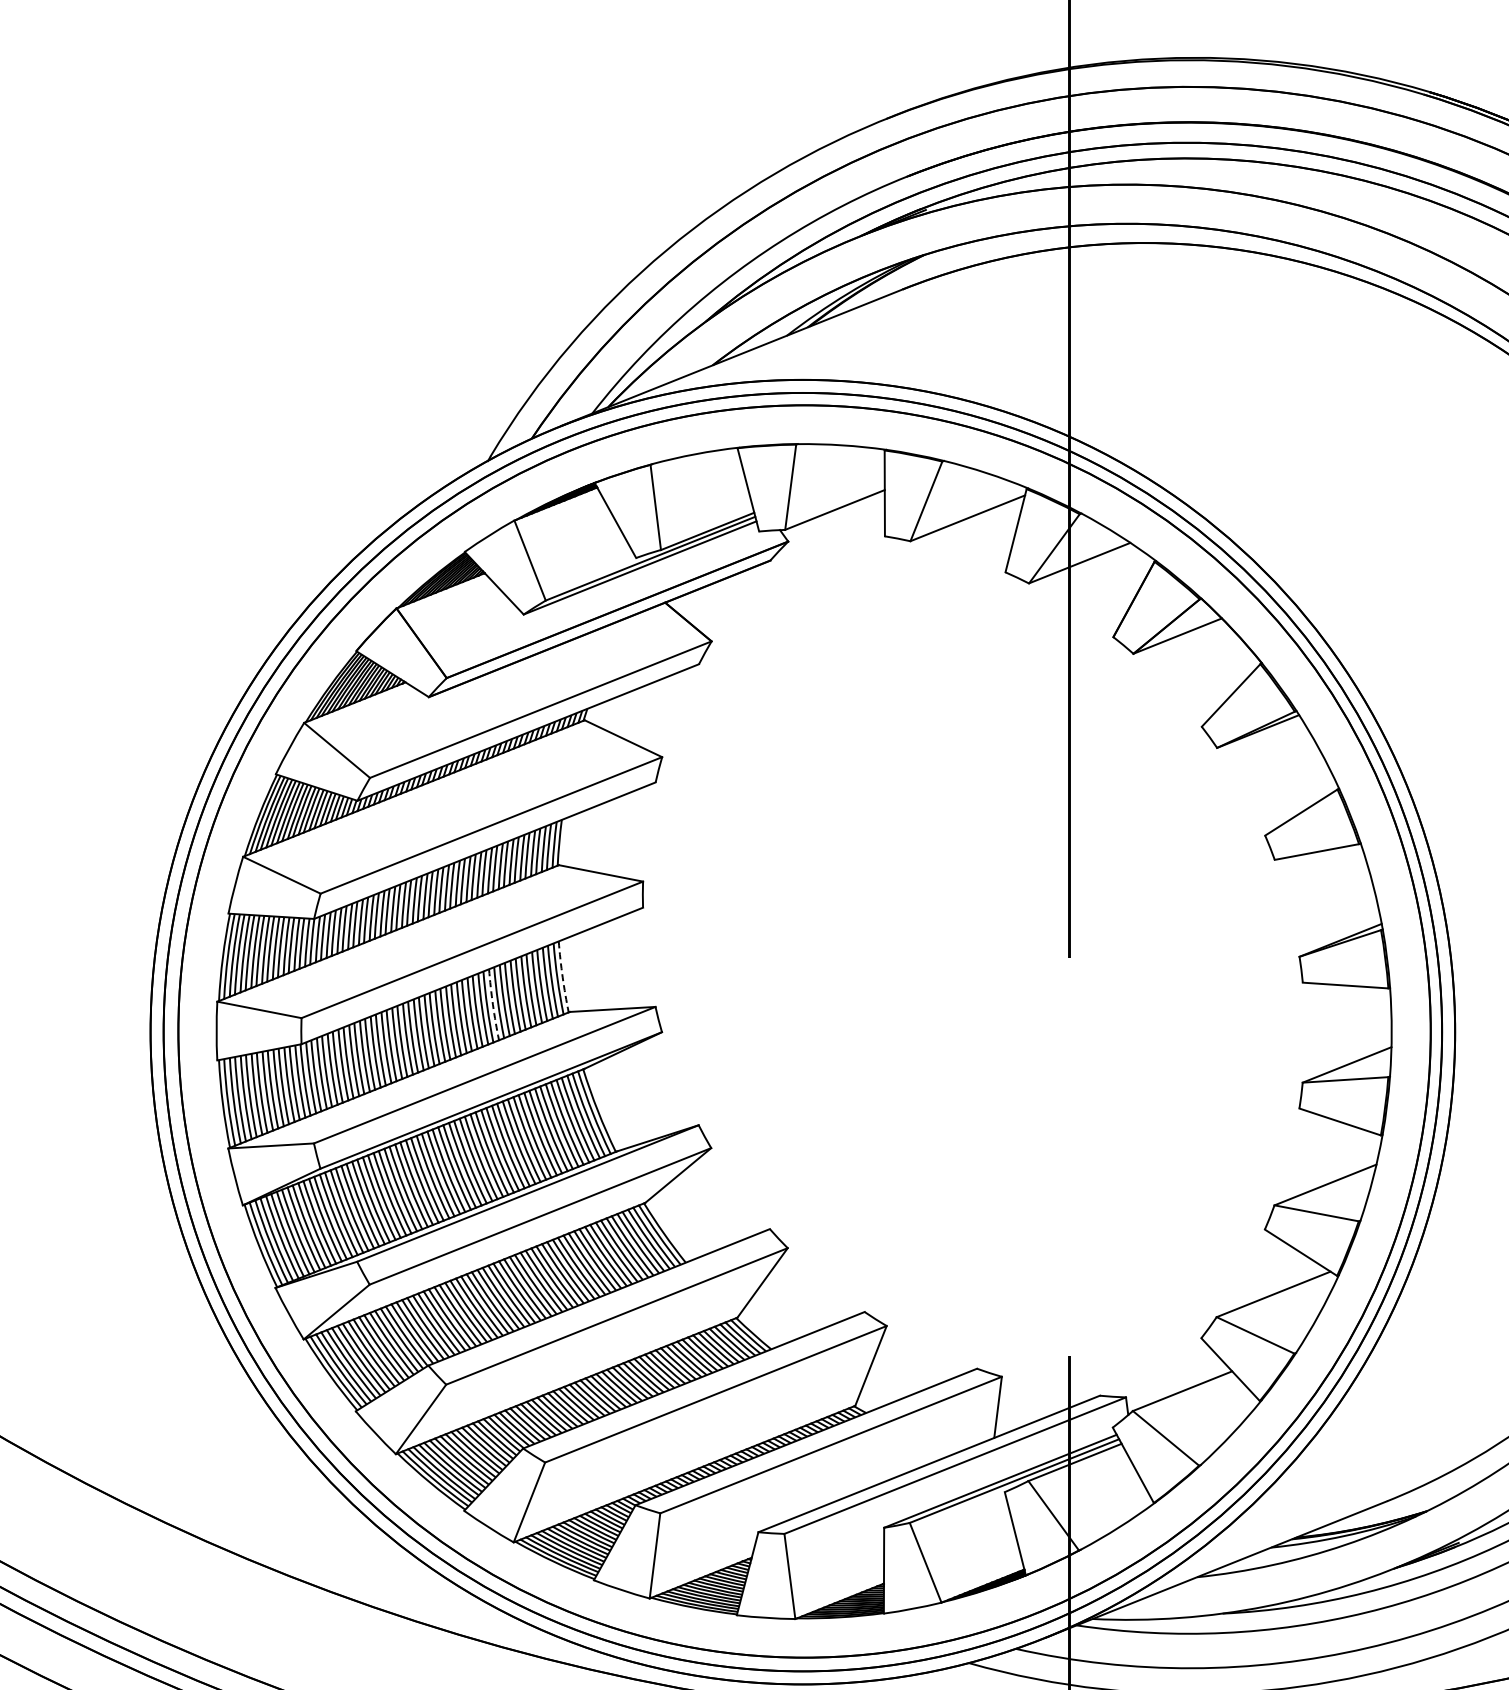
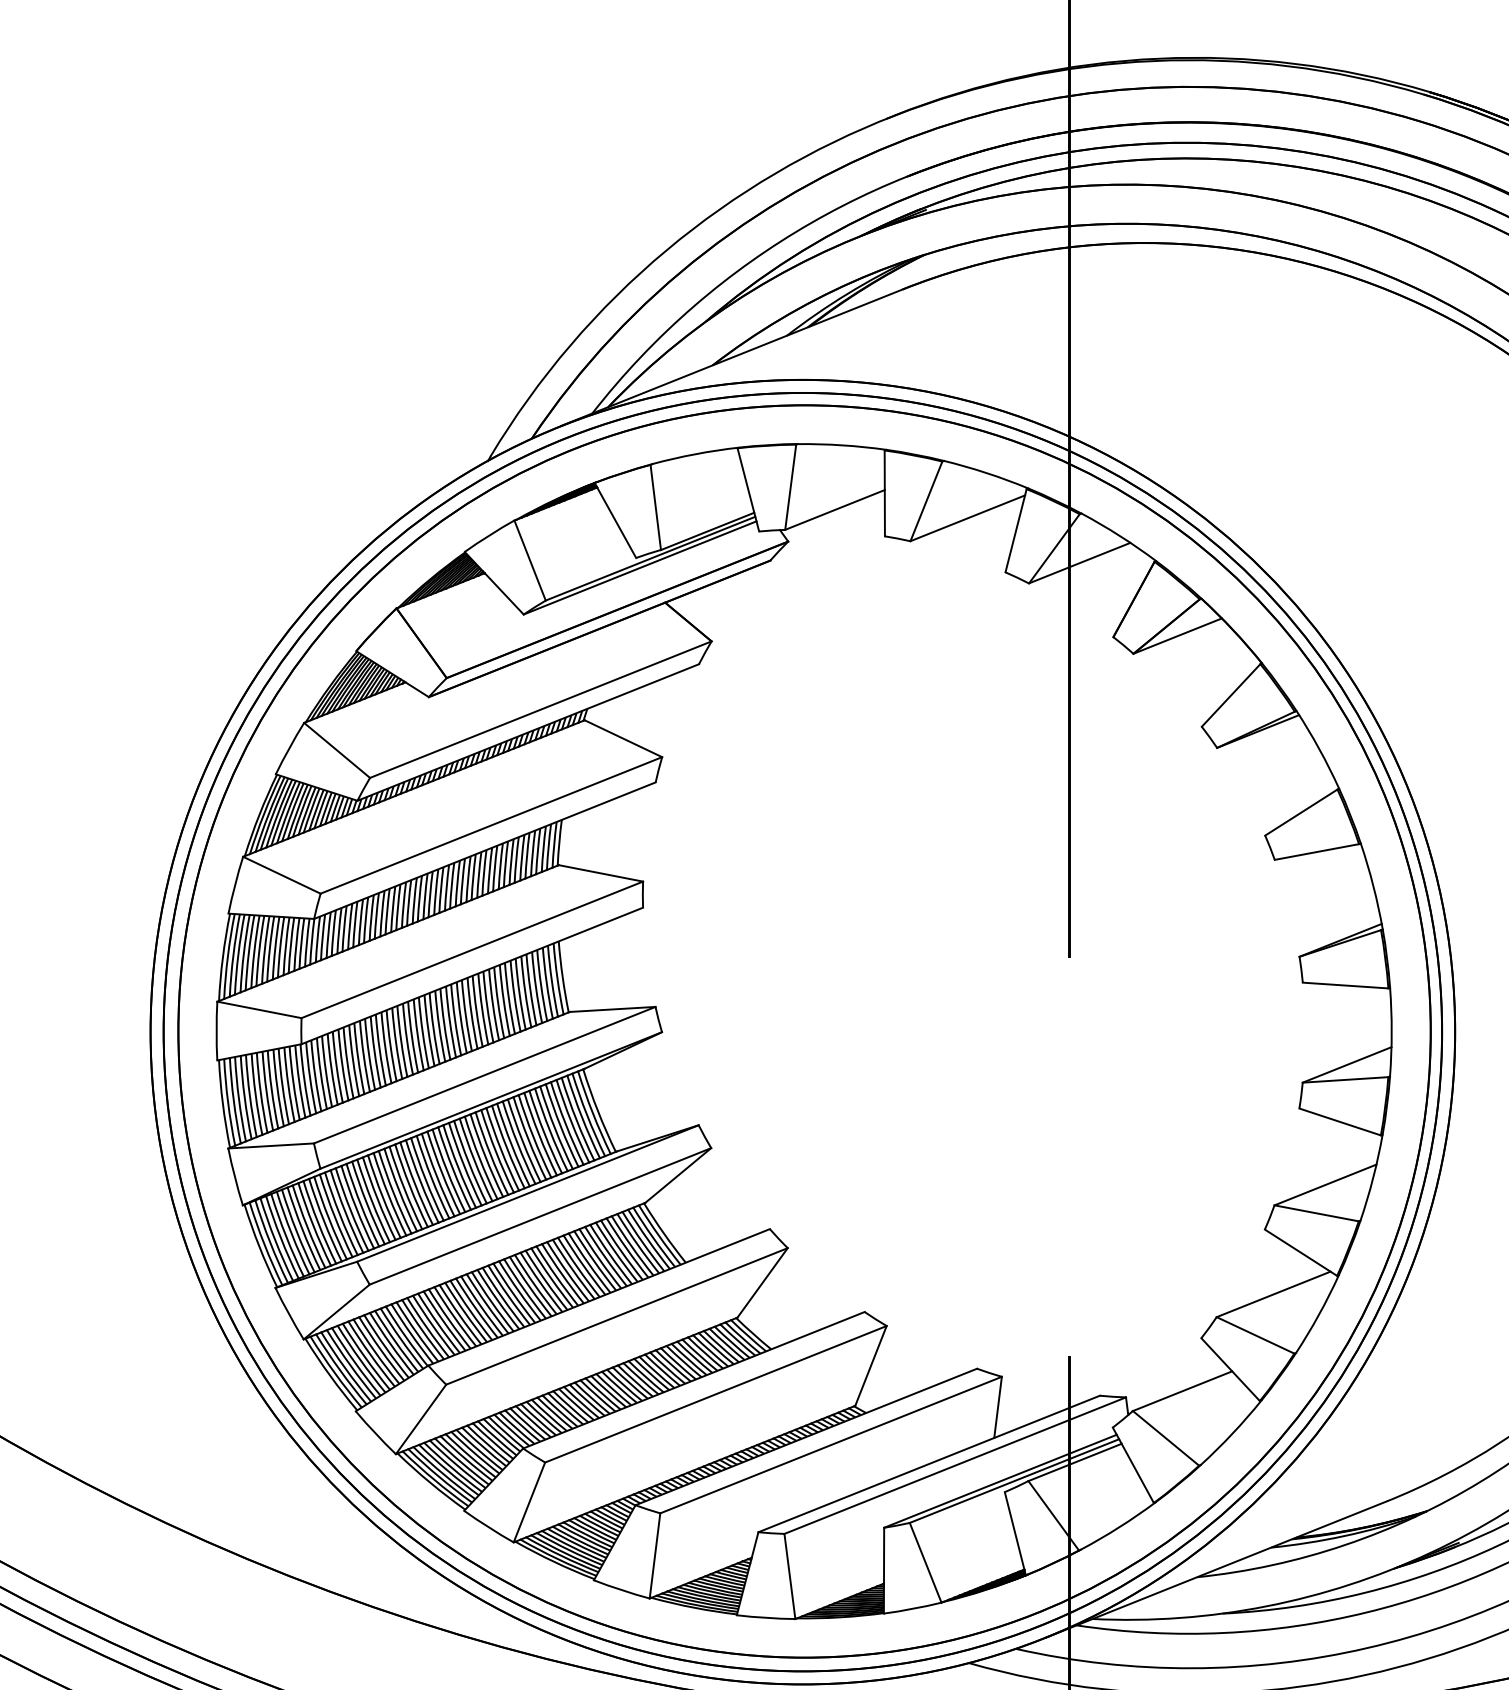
arc: dashed -> solid (562, 977)
arc: dashed -> solid (492, 1004)
